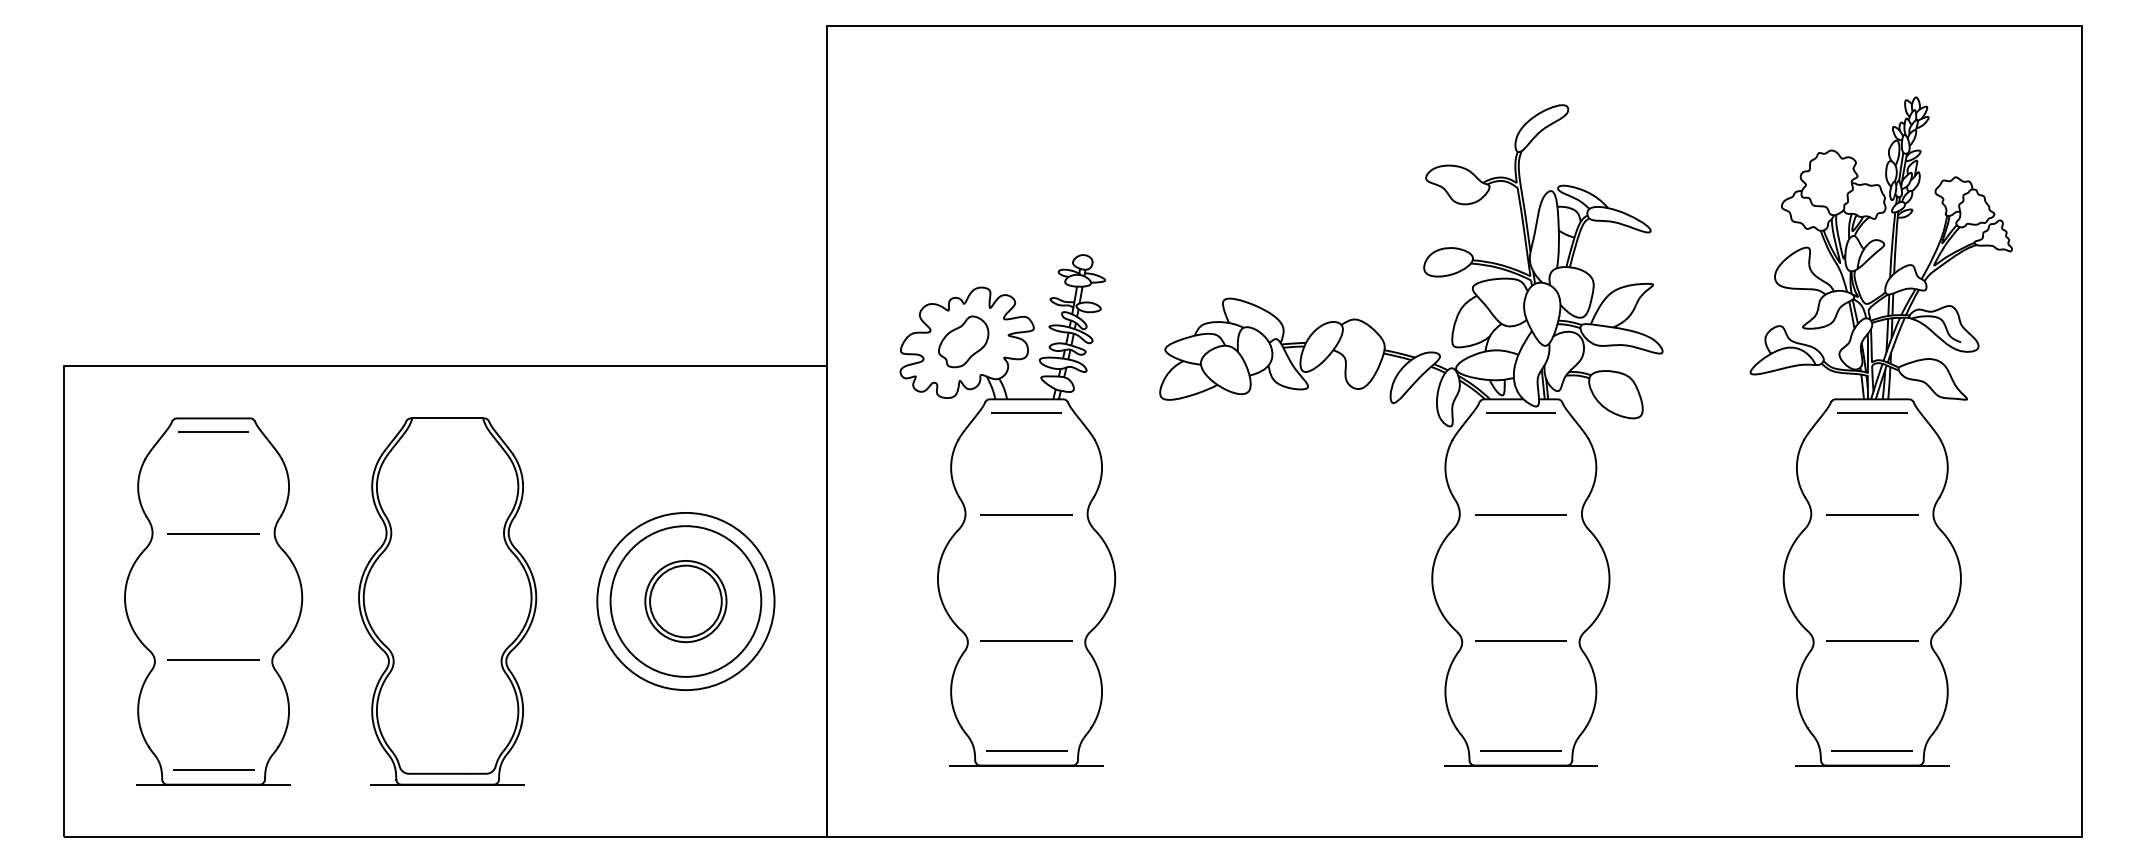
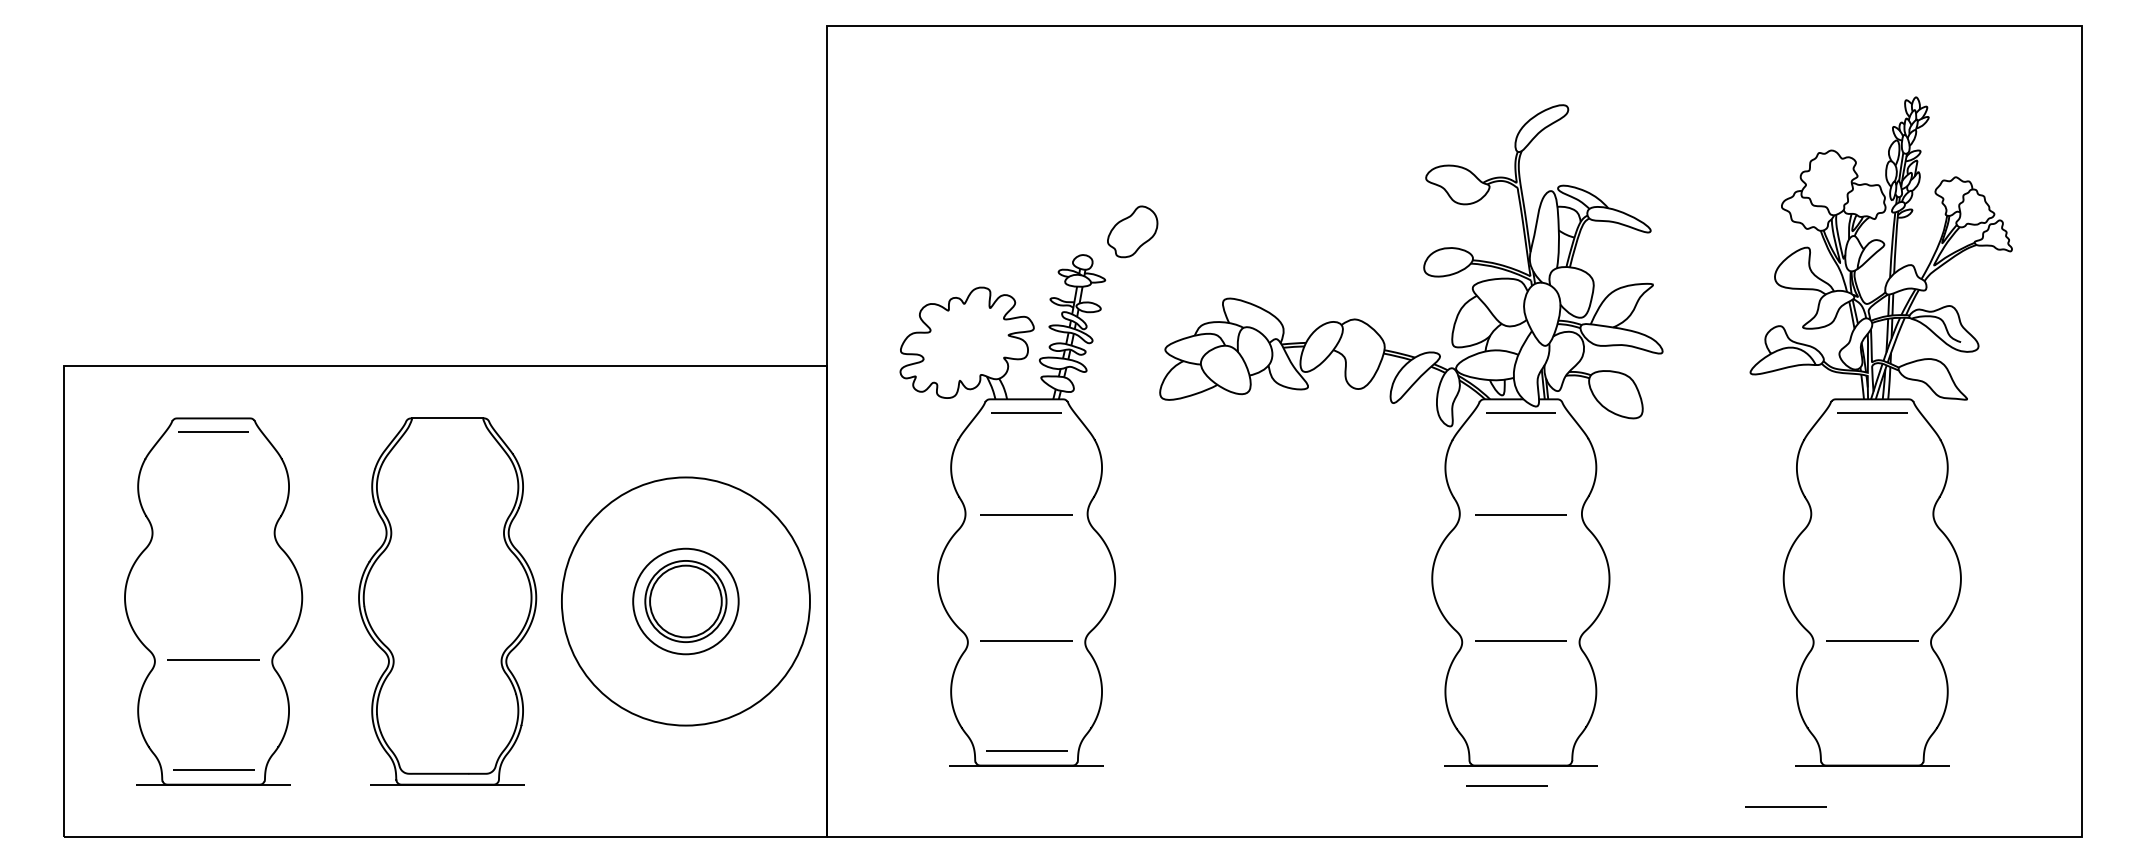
part position: (963, 341) -> (1132, 231) (1132, 231)
line: present -> none (1872, 514)
line: present -> none (213, 533)
circle diameter: 151 px -> 106 px (685, 601)
circle diameter: 177 px -> 248 px (685, 601)
line position: (1520, 750) -> (1506, 785) (1506, 785)
line position: (1871, 750) -> (1785, 806) (1785, 806)
